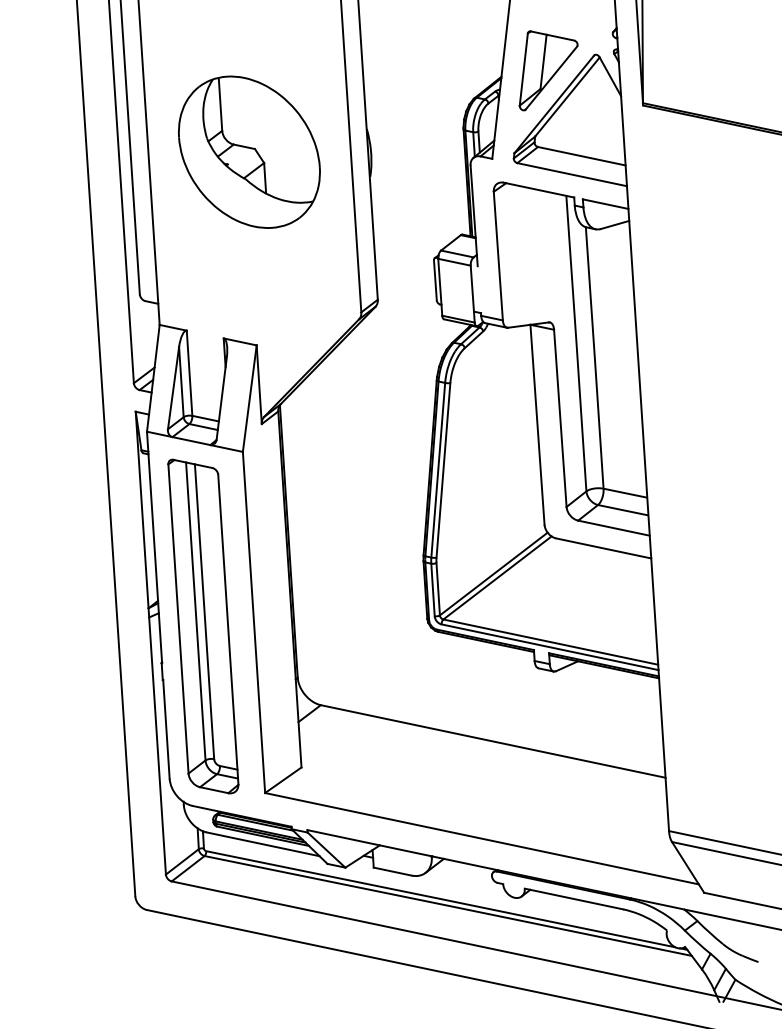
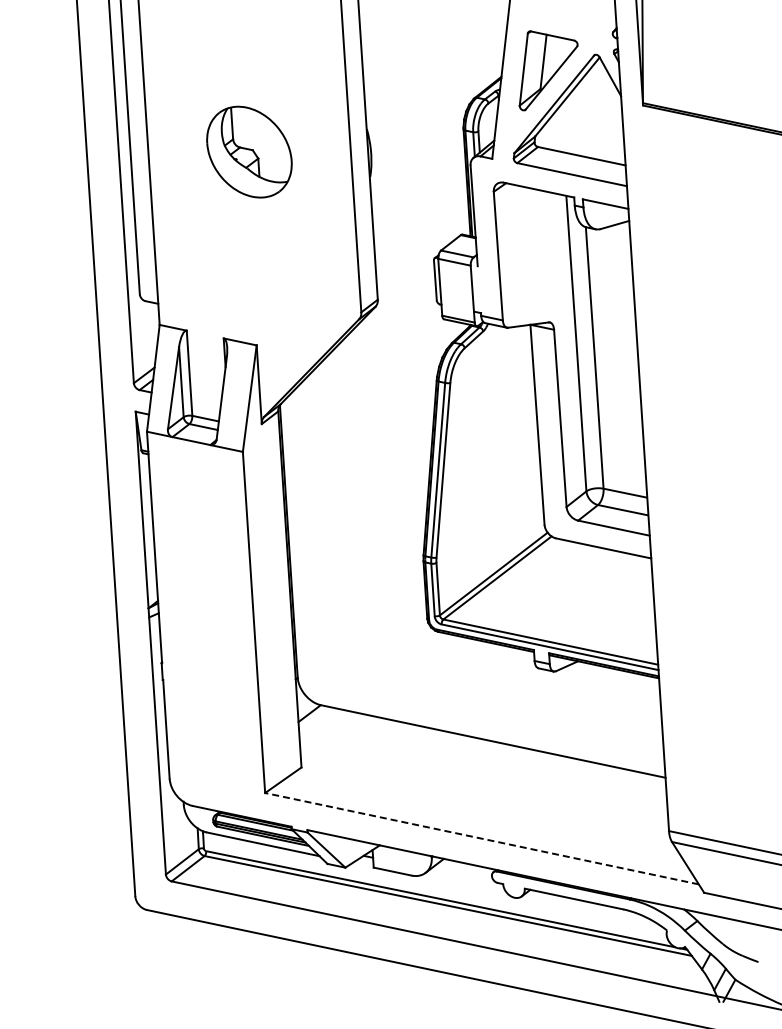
part size: 143x154 px -> 87x94 px (249, 151)
part: present -> none (203, 626)
line: solid -> dashed (482, 838)
